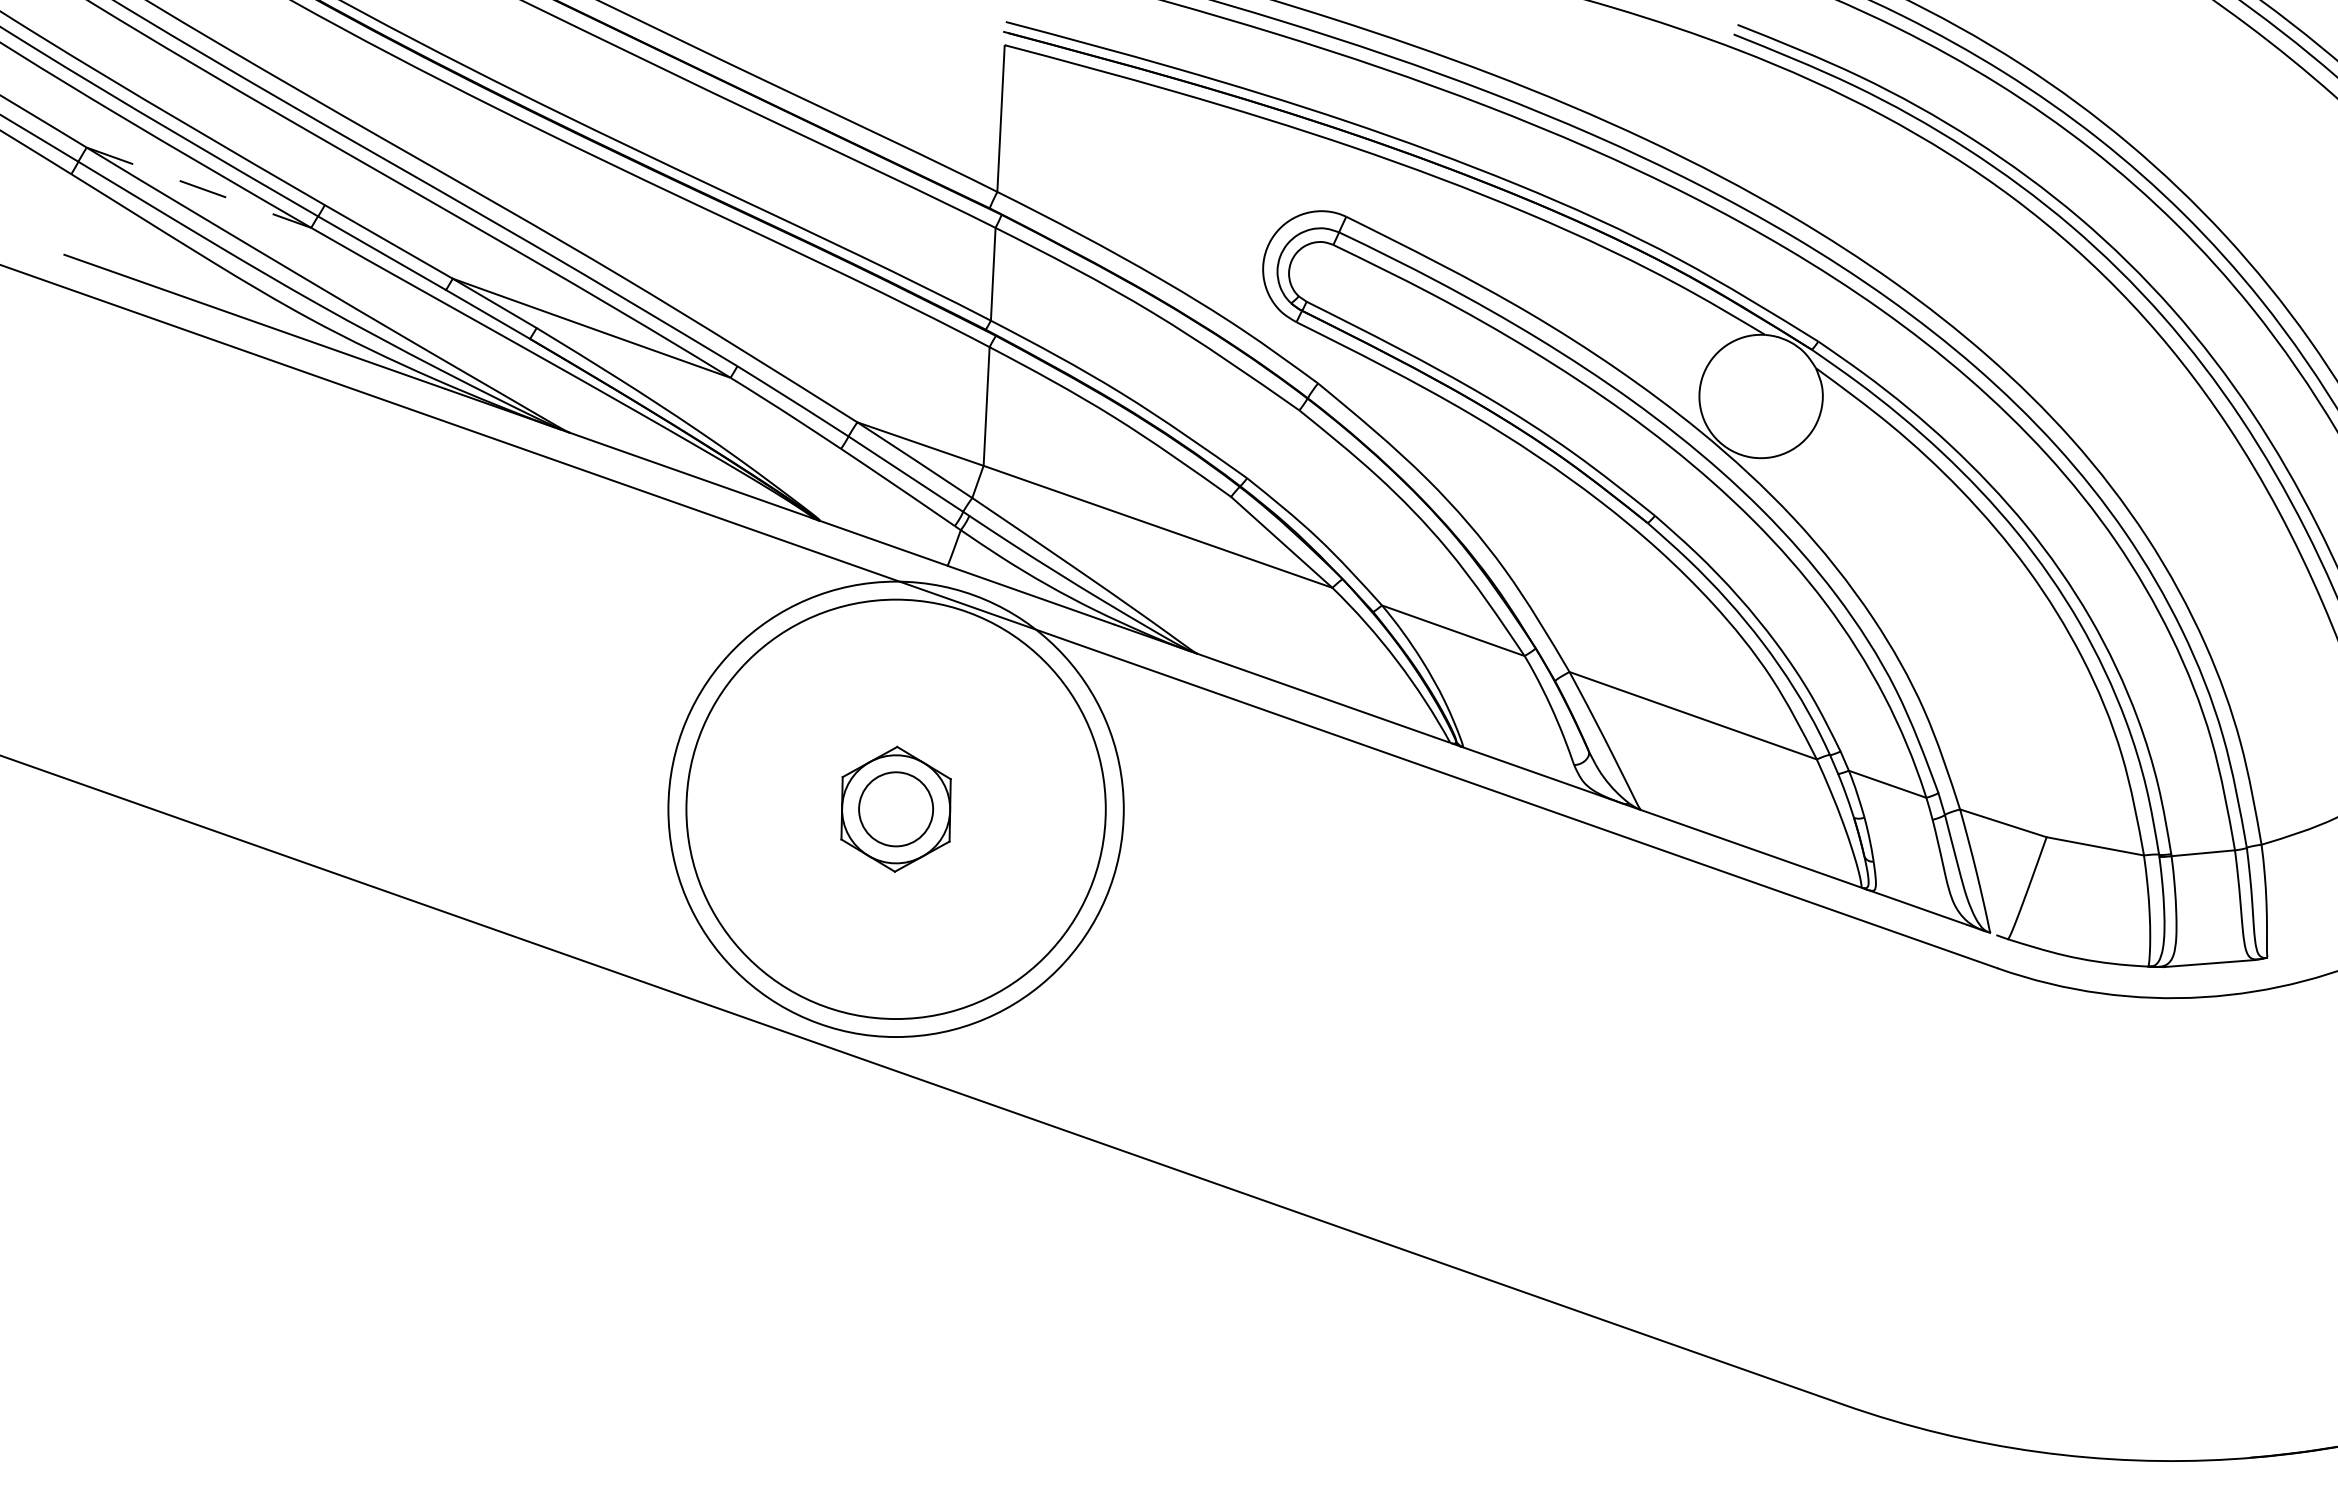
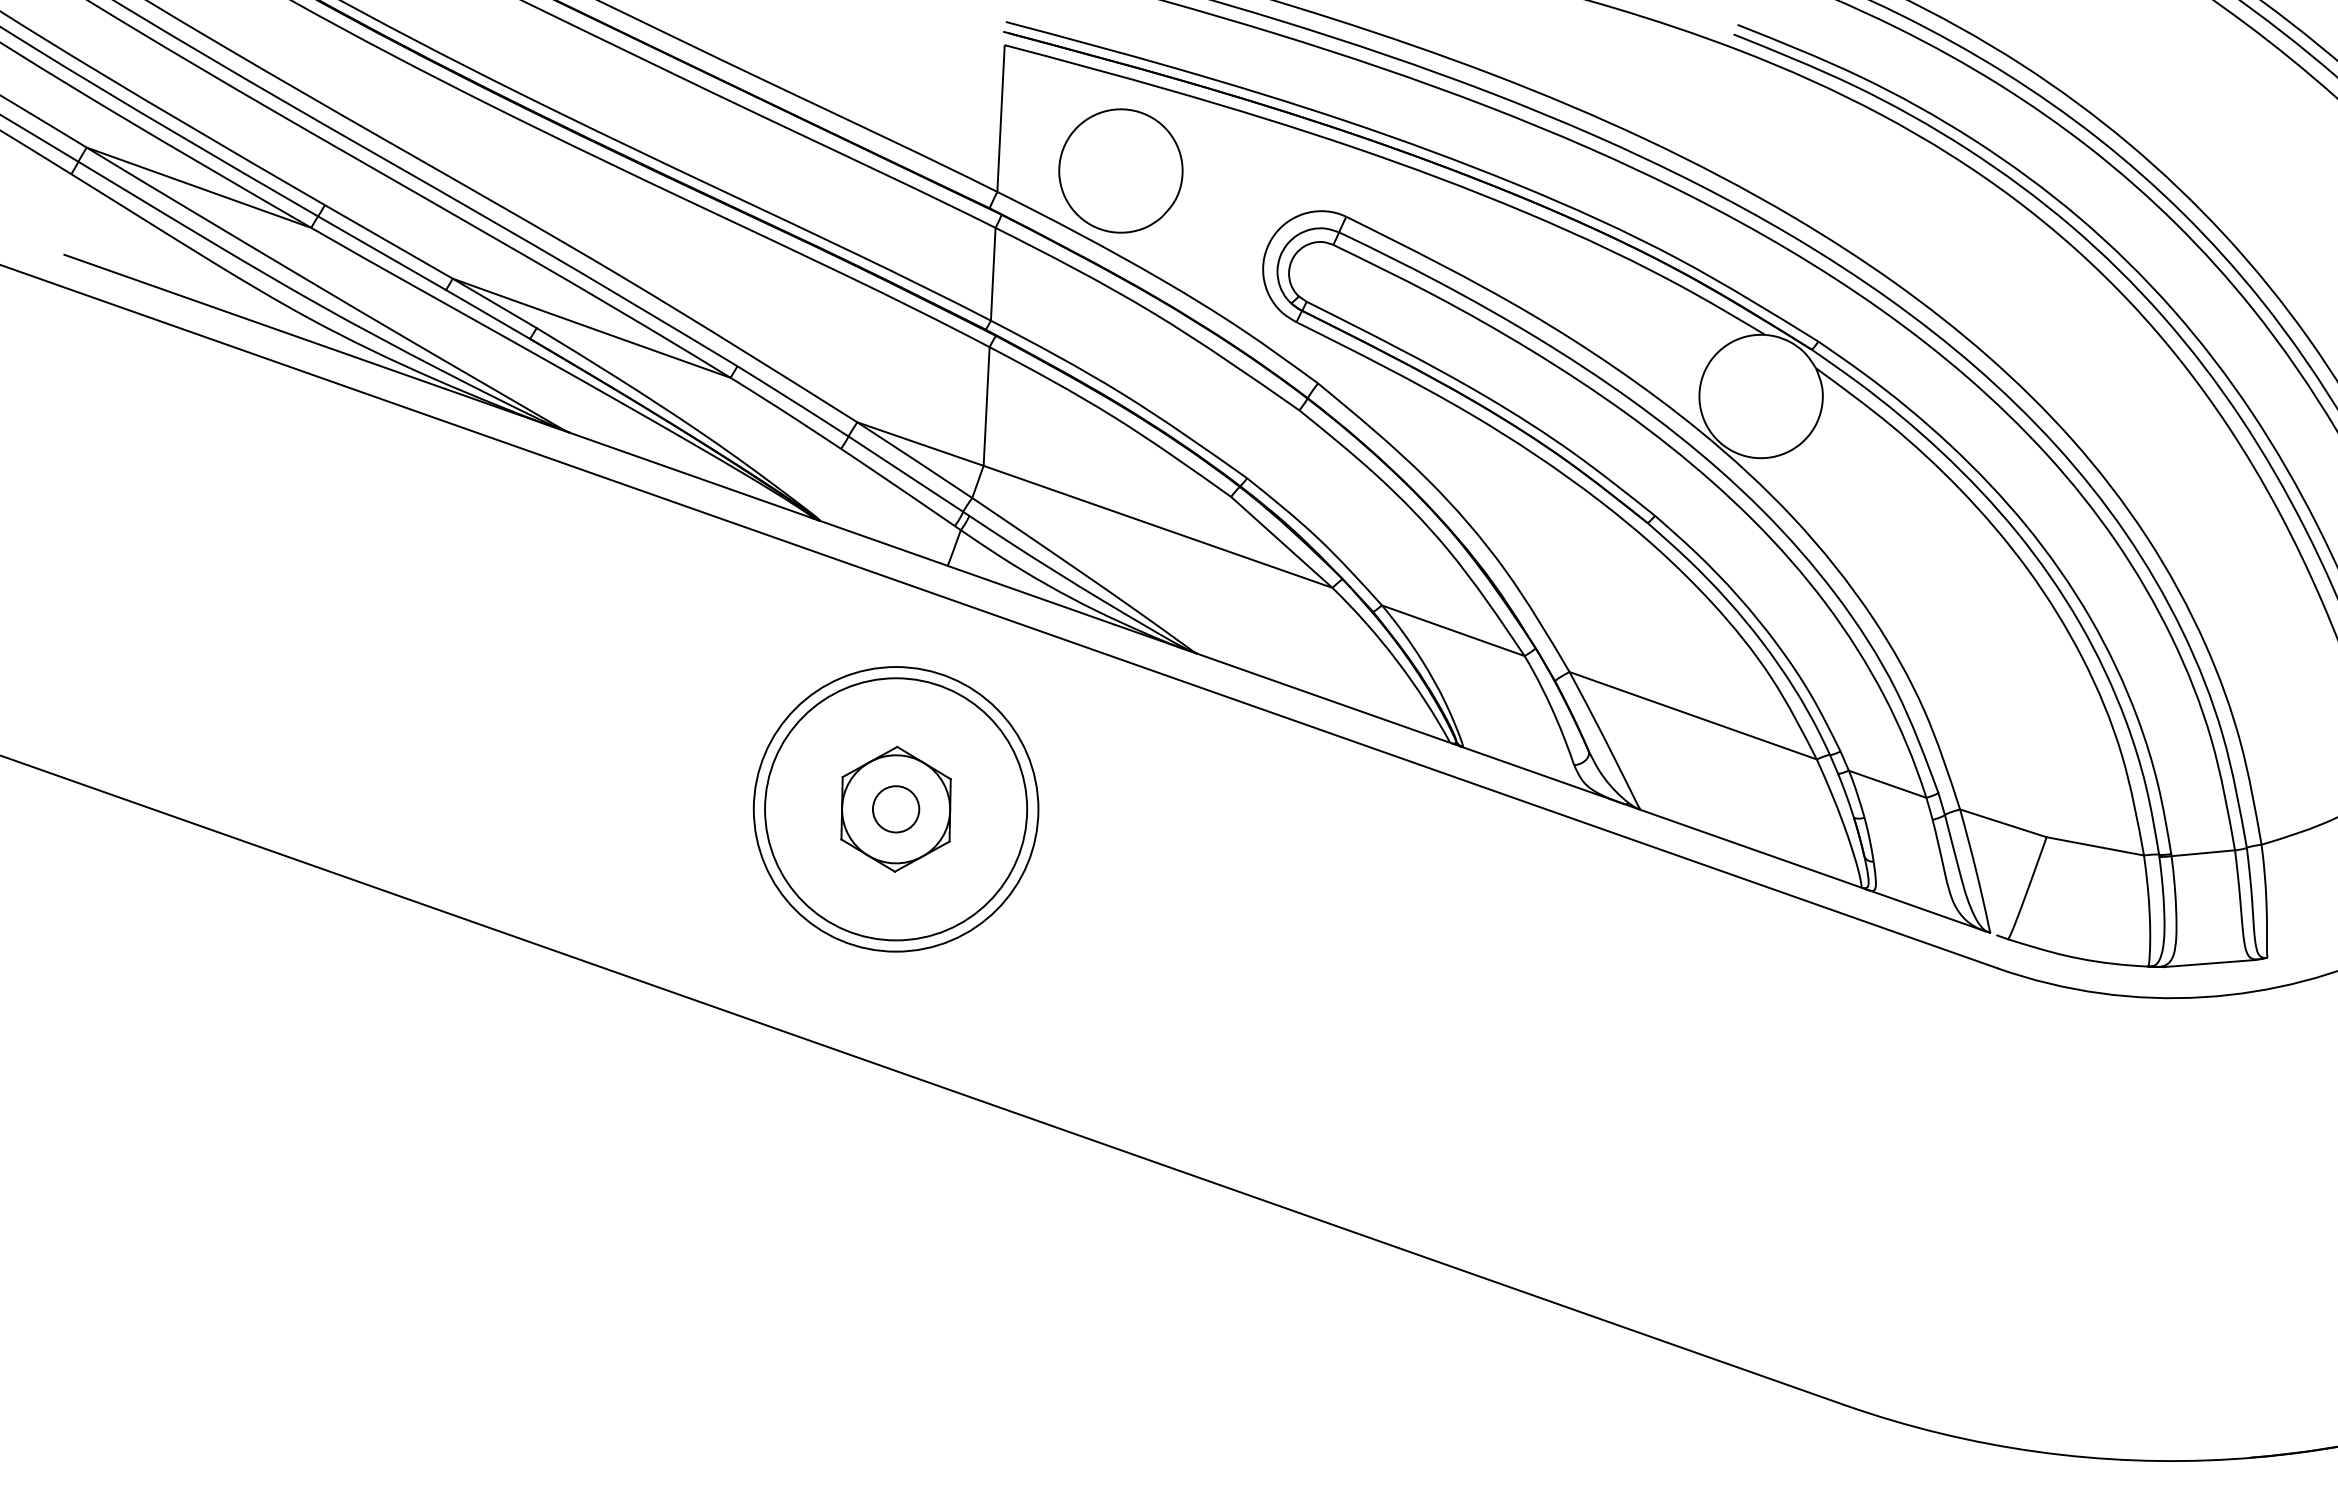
part: none -> present (1120, 170)
line: dashed -> solid (199, 187)
circle diameter: 419 px -> 262 px (896, 809)
circle diameter: 455 px -> 285 px (895, 809)
circle diameter: 74 px -> 46 px (895, 809)
